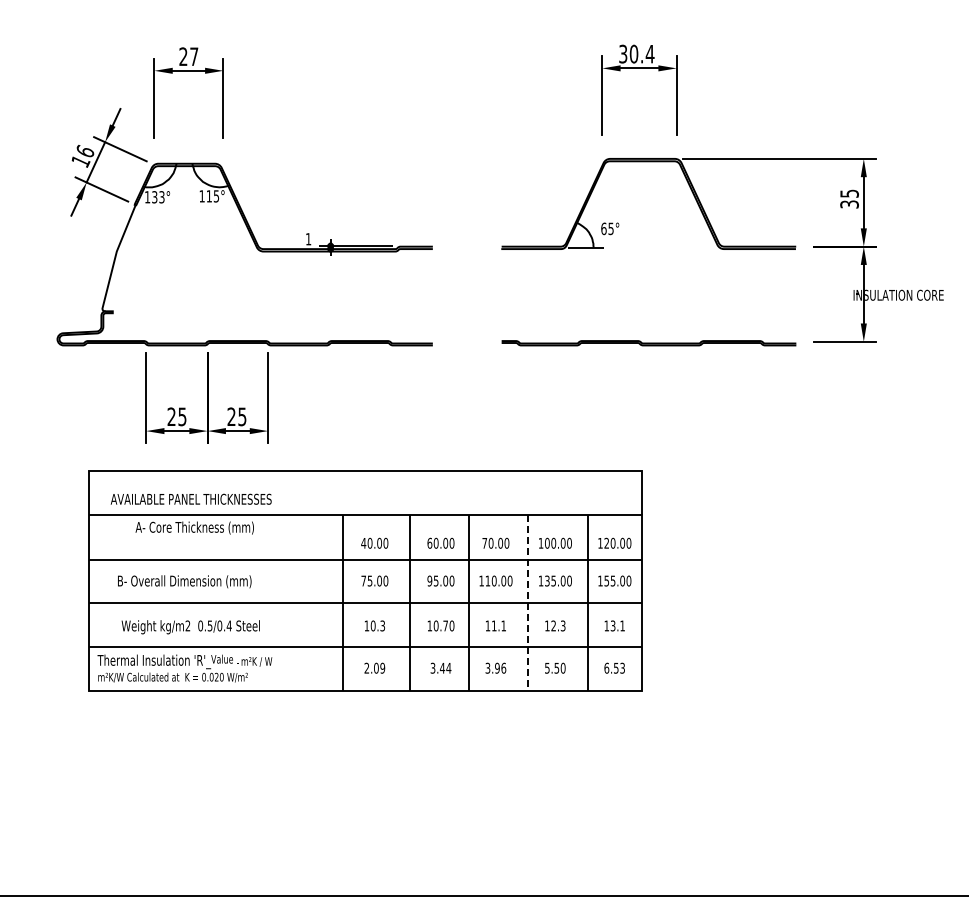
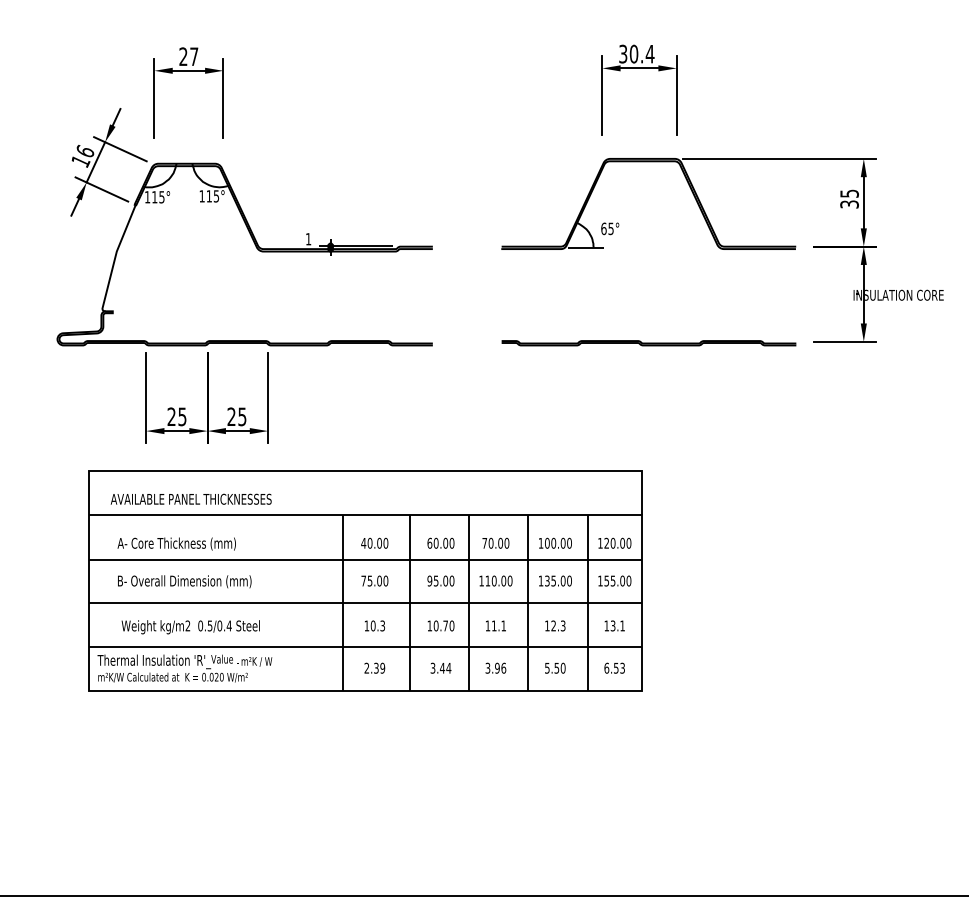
text: 133° -> 115° (158, 197)
text position: (194, 527) -> (176, 543) (176, 543)
line: dashed -> solid (528, 603)
text: 2.09 -> 2.39 (376, 667)
